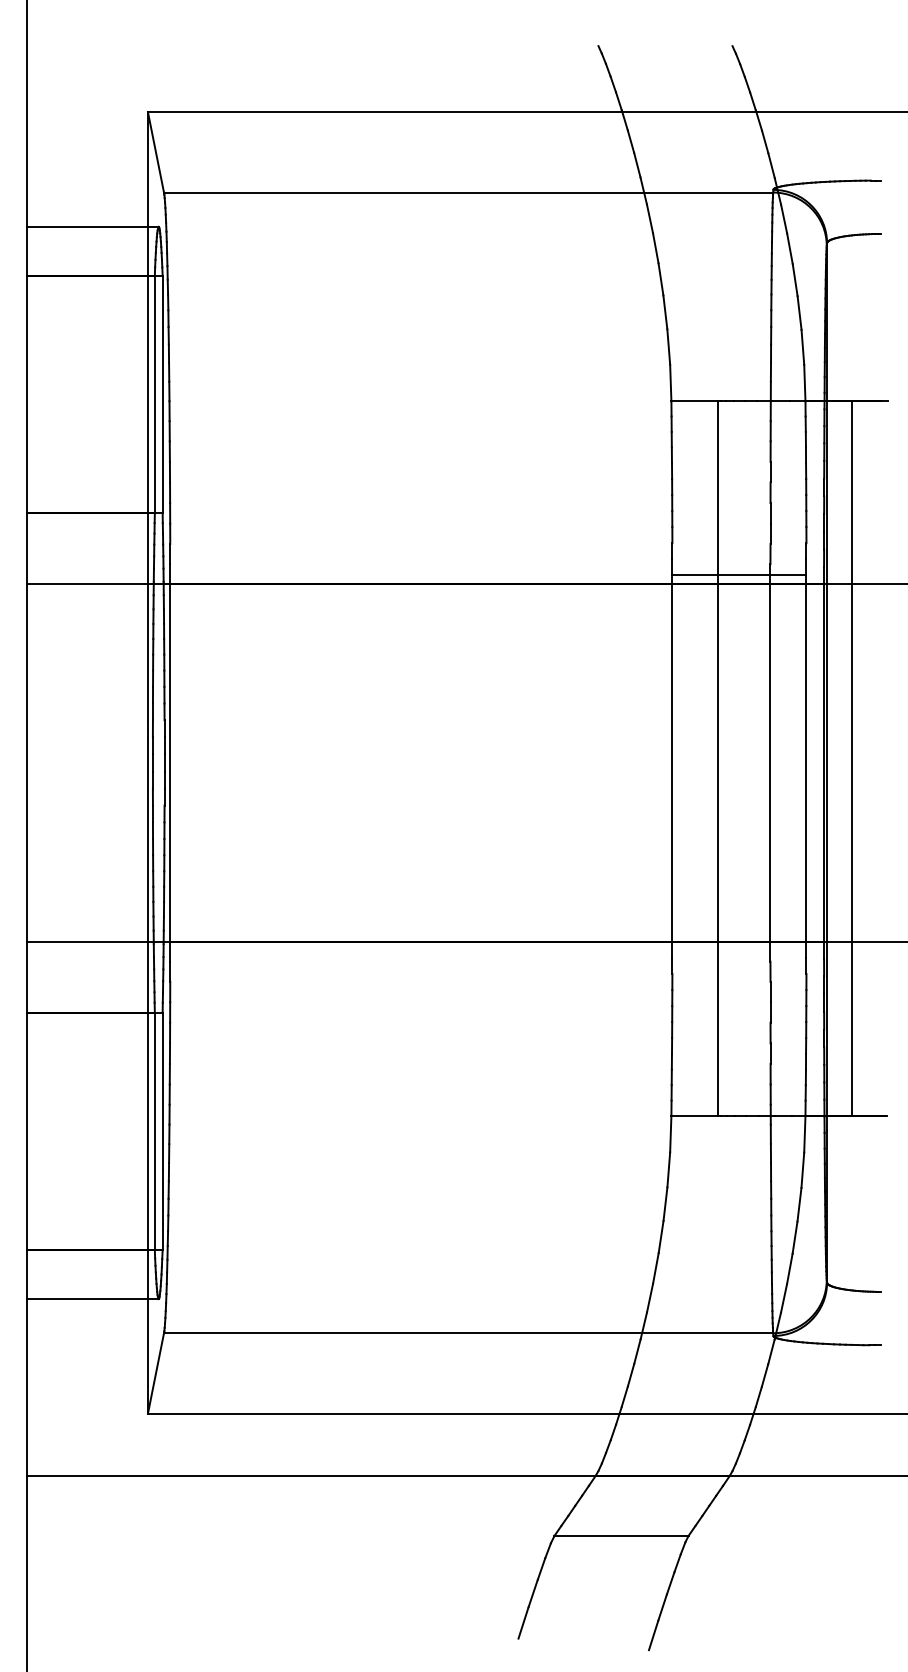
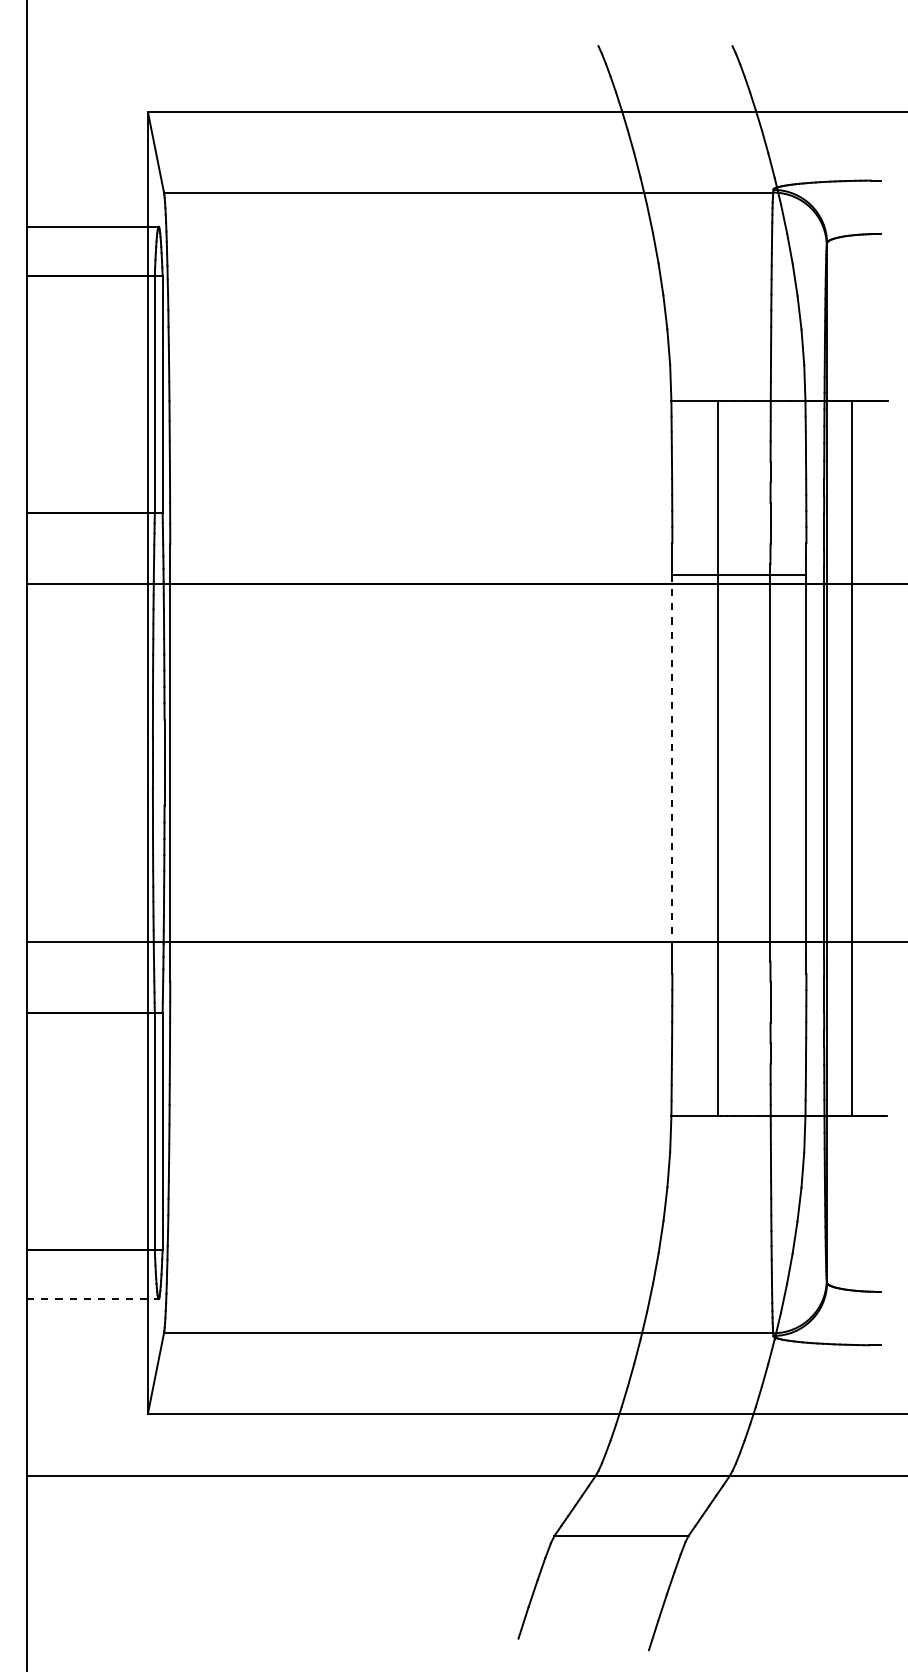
line: solid -> dashed (672, 759)
line: solid -> dashed (93, 1298)
